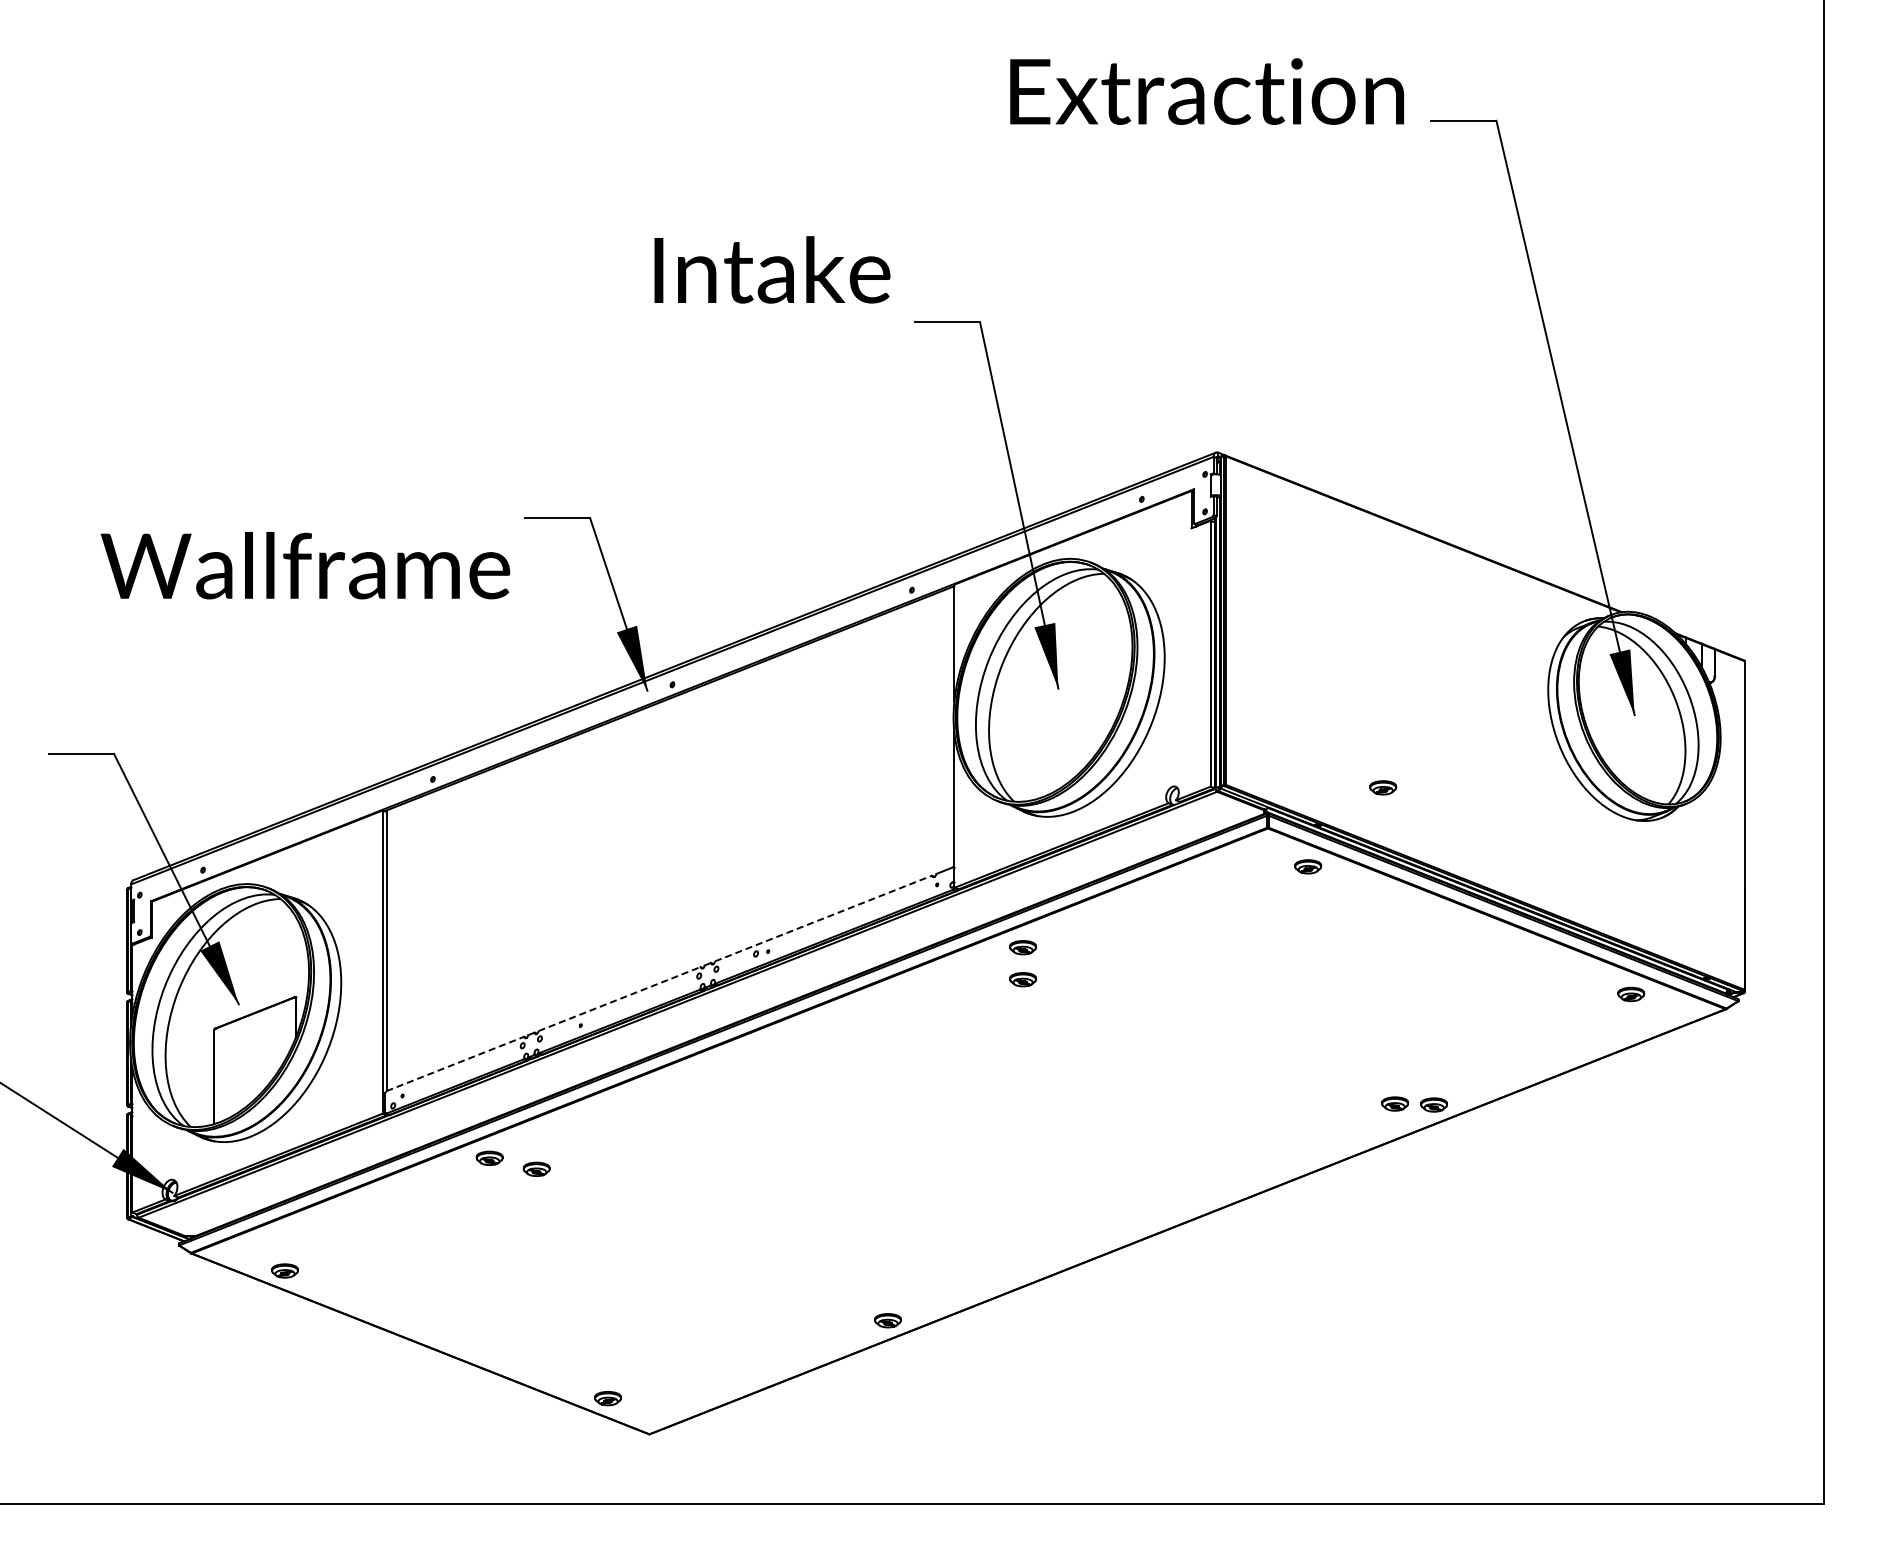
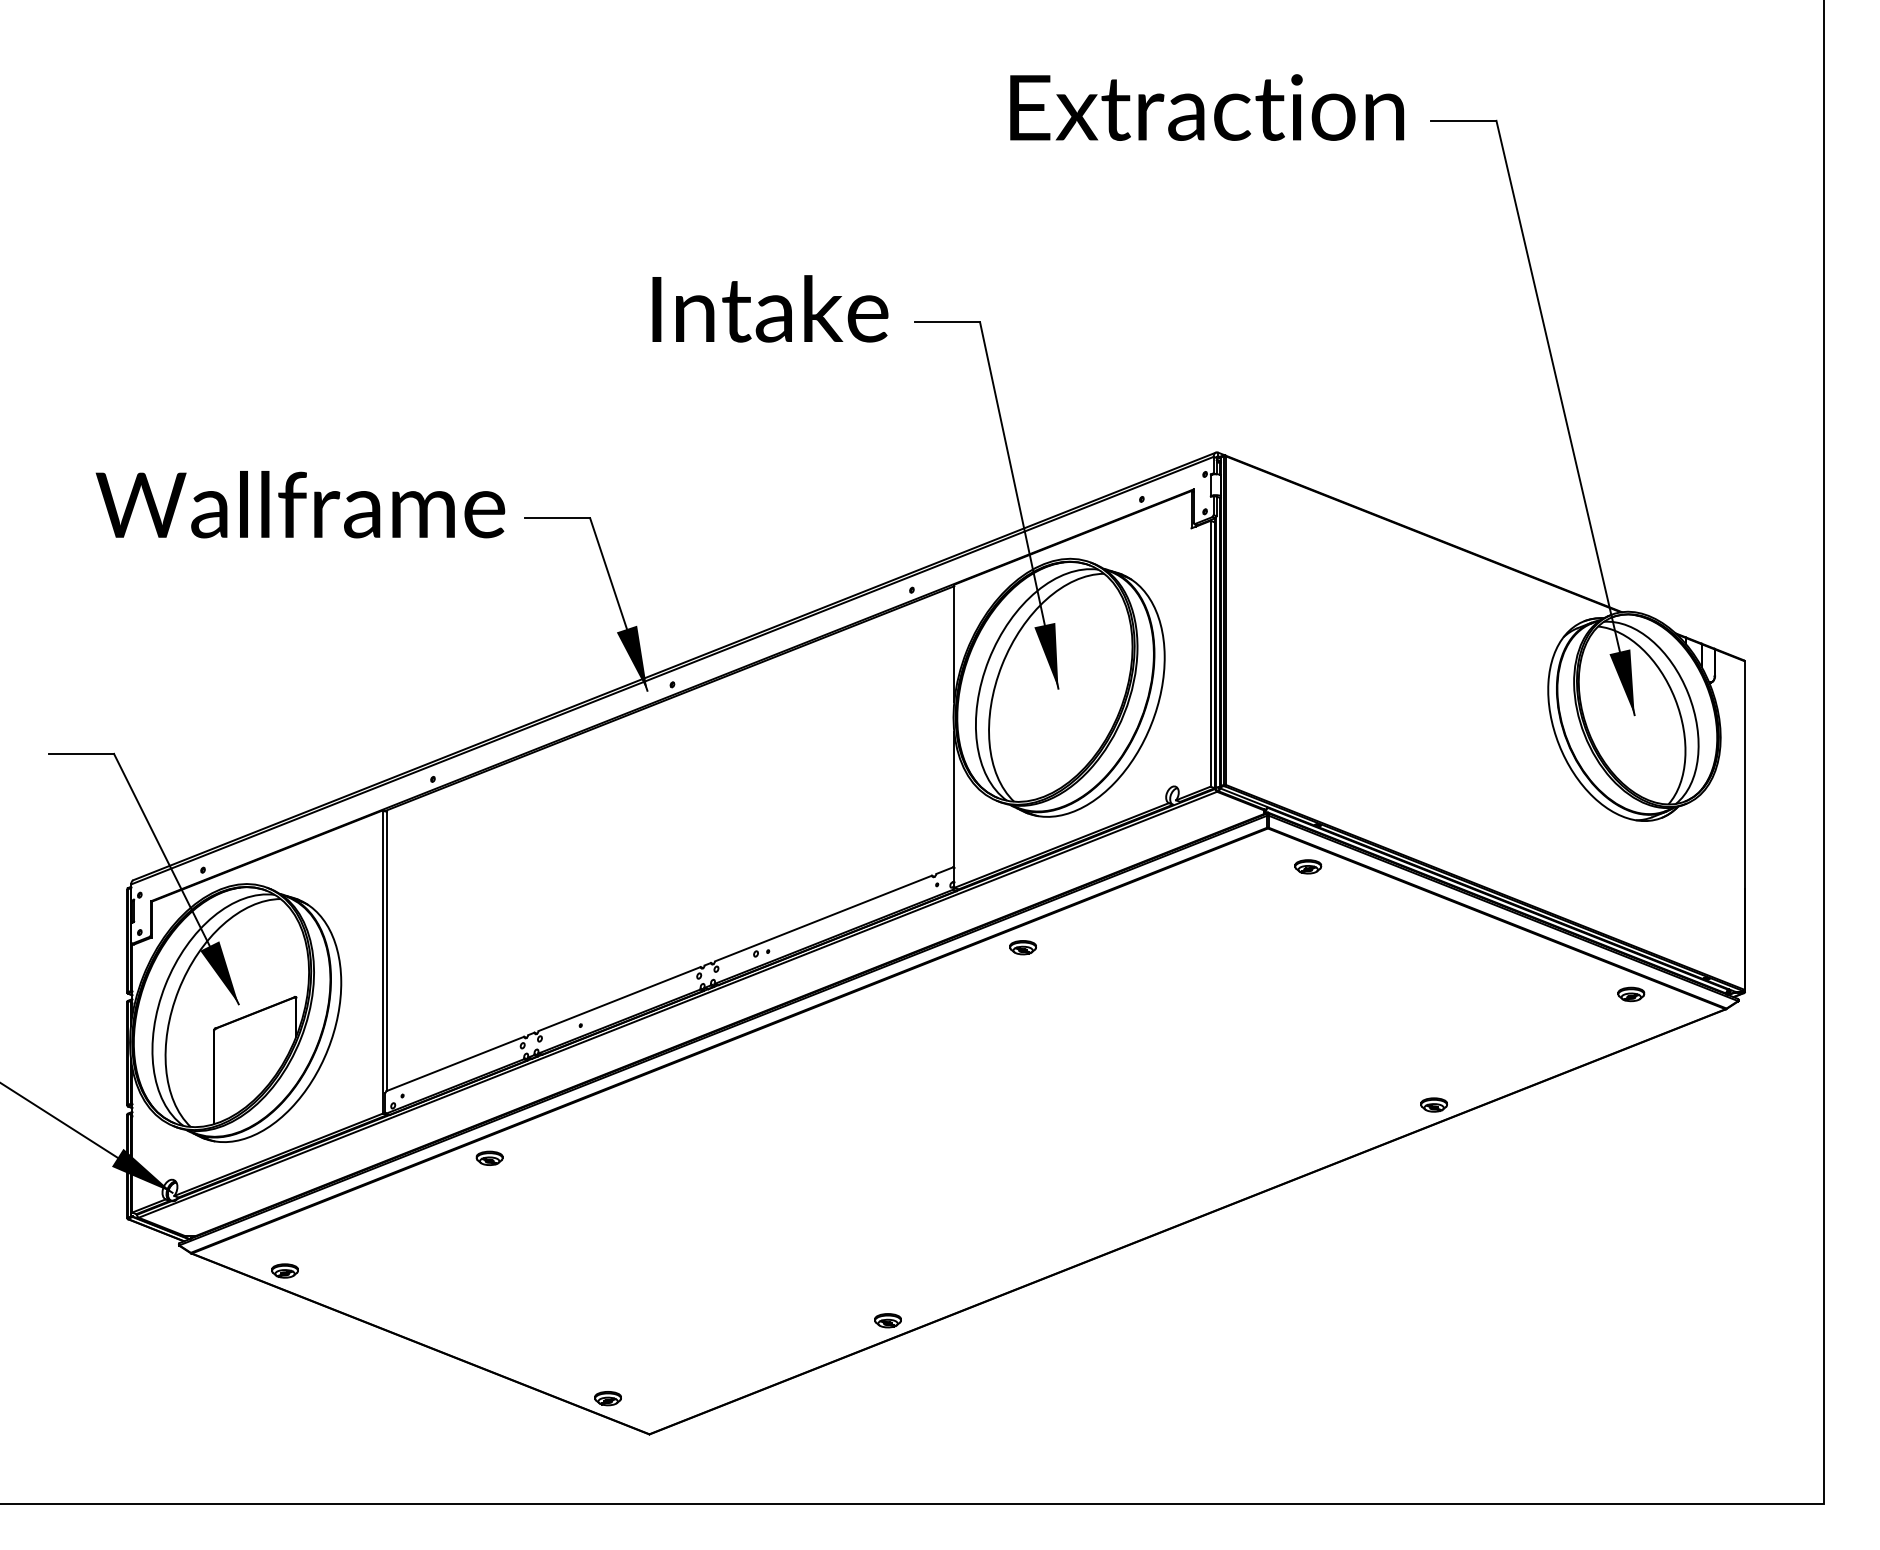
text position: (1207, 91) -> (1207, 107) (1207, 107)
text position: (772, 269) -> (770, 308) (770, 308)
text position: (305, 565) -> (300, 504) (300, 504)
part: present -> none (1383, 787)
line: dashed -> solid (823, 918)
part: present -> none (1022, 979)
line: dashed -> solid (620, 998)
line: dashed -> solid (455, 1063)
part: present -> none (1394, 1103)
part: present -> none (536, 1168)
